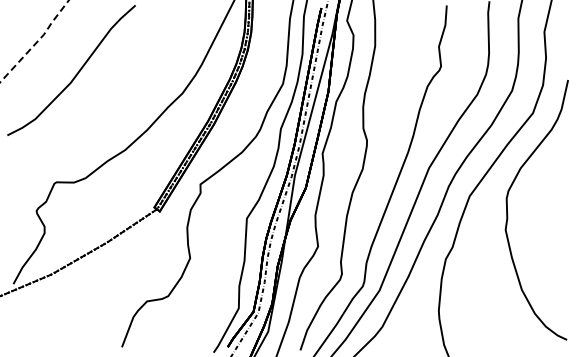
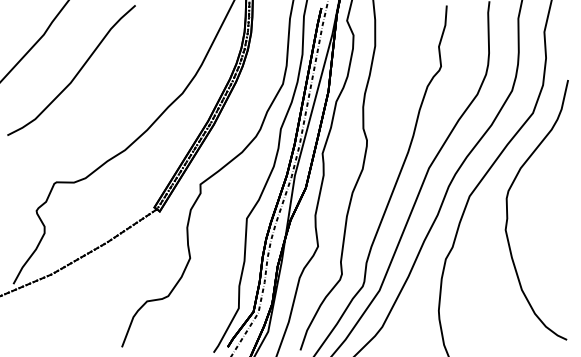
line: dashed -> solid (37, 41)
